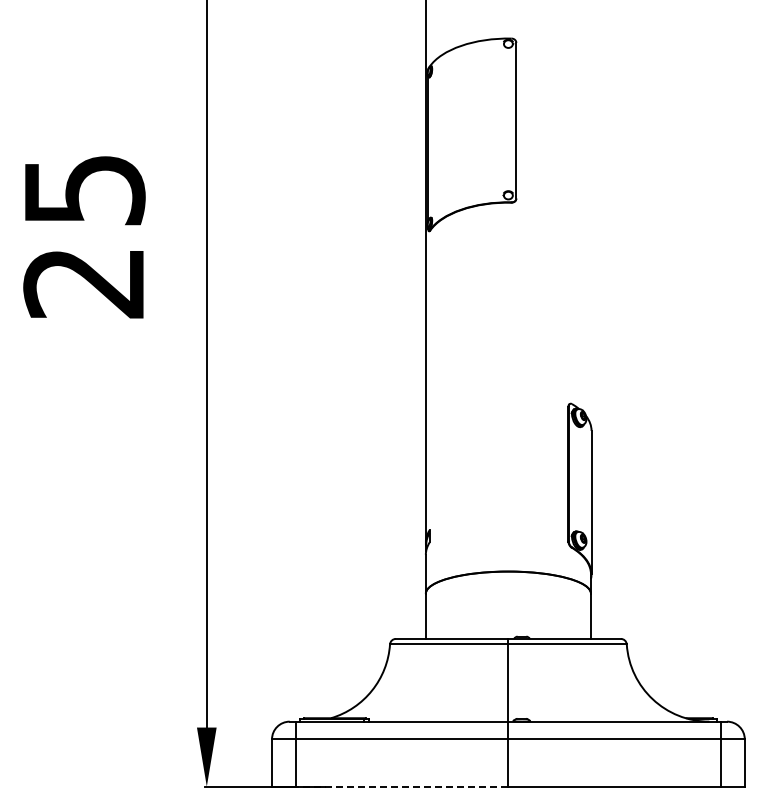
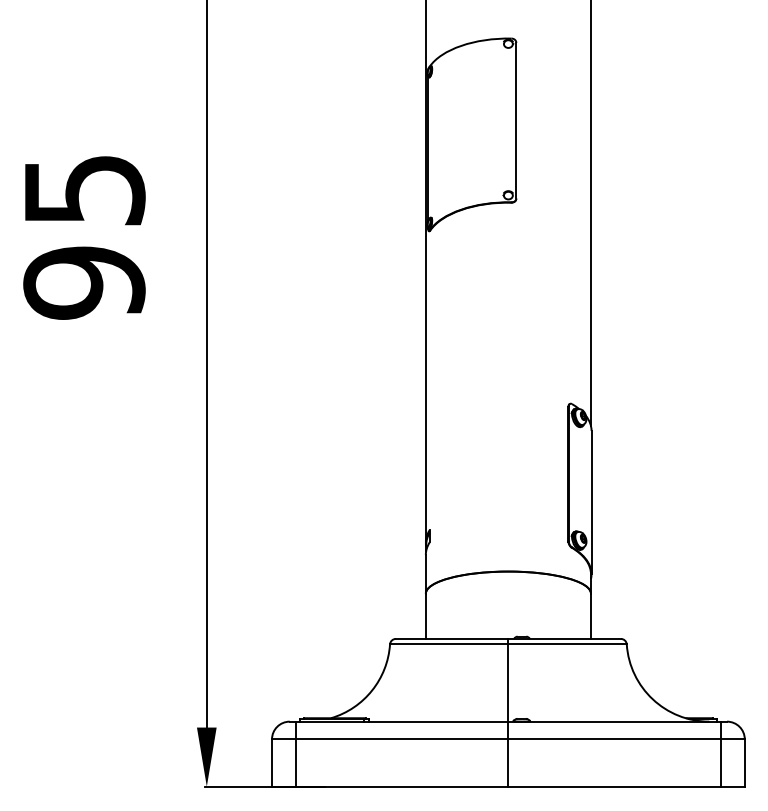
line: none -> present (590, 213)
text: 25 -> 95 (84, 282)
line: dashed -> solid (401, 786)
